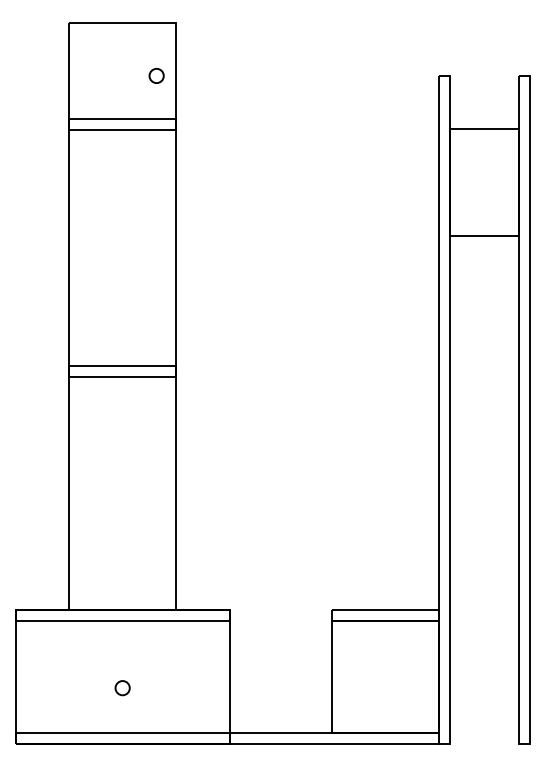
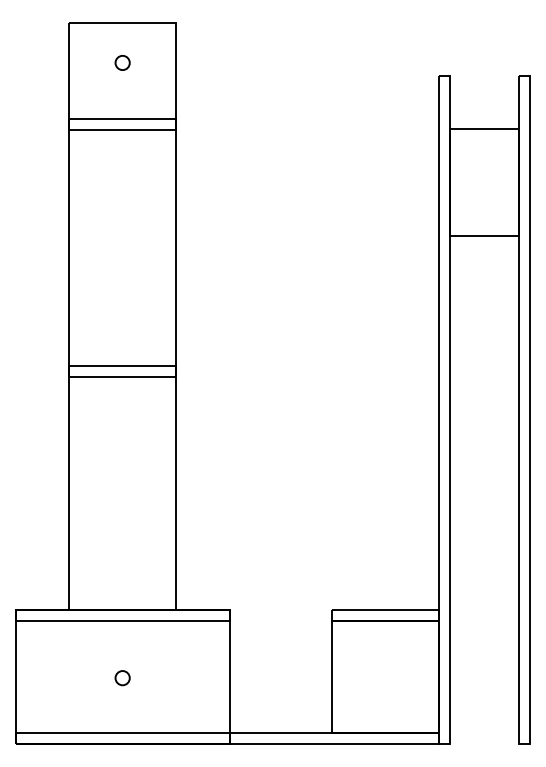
circle position: (156, 75) -> (122, 62) (122, 62)
circle position: (122, 688) -> (122, 678) (122, 678)
